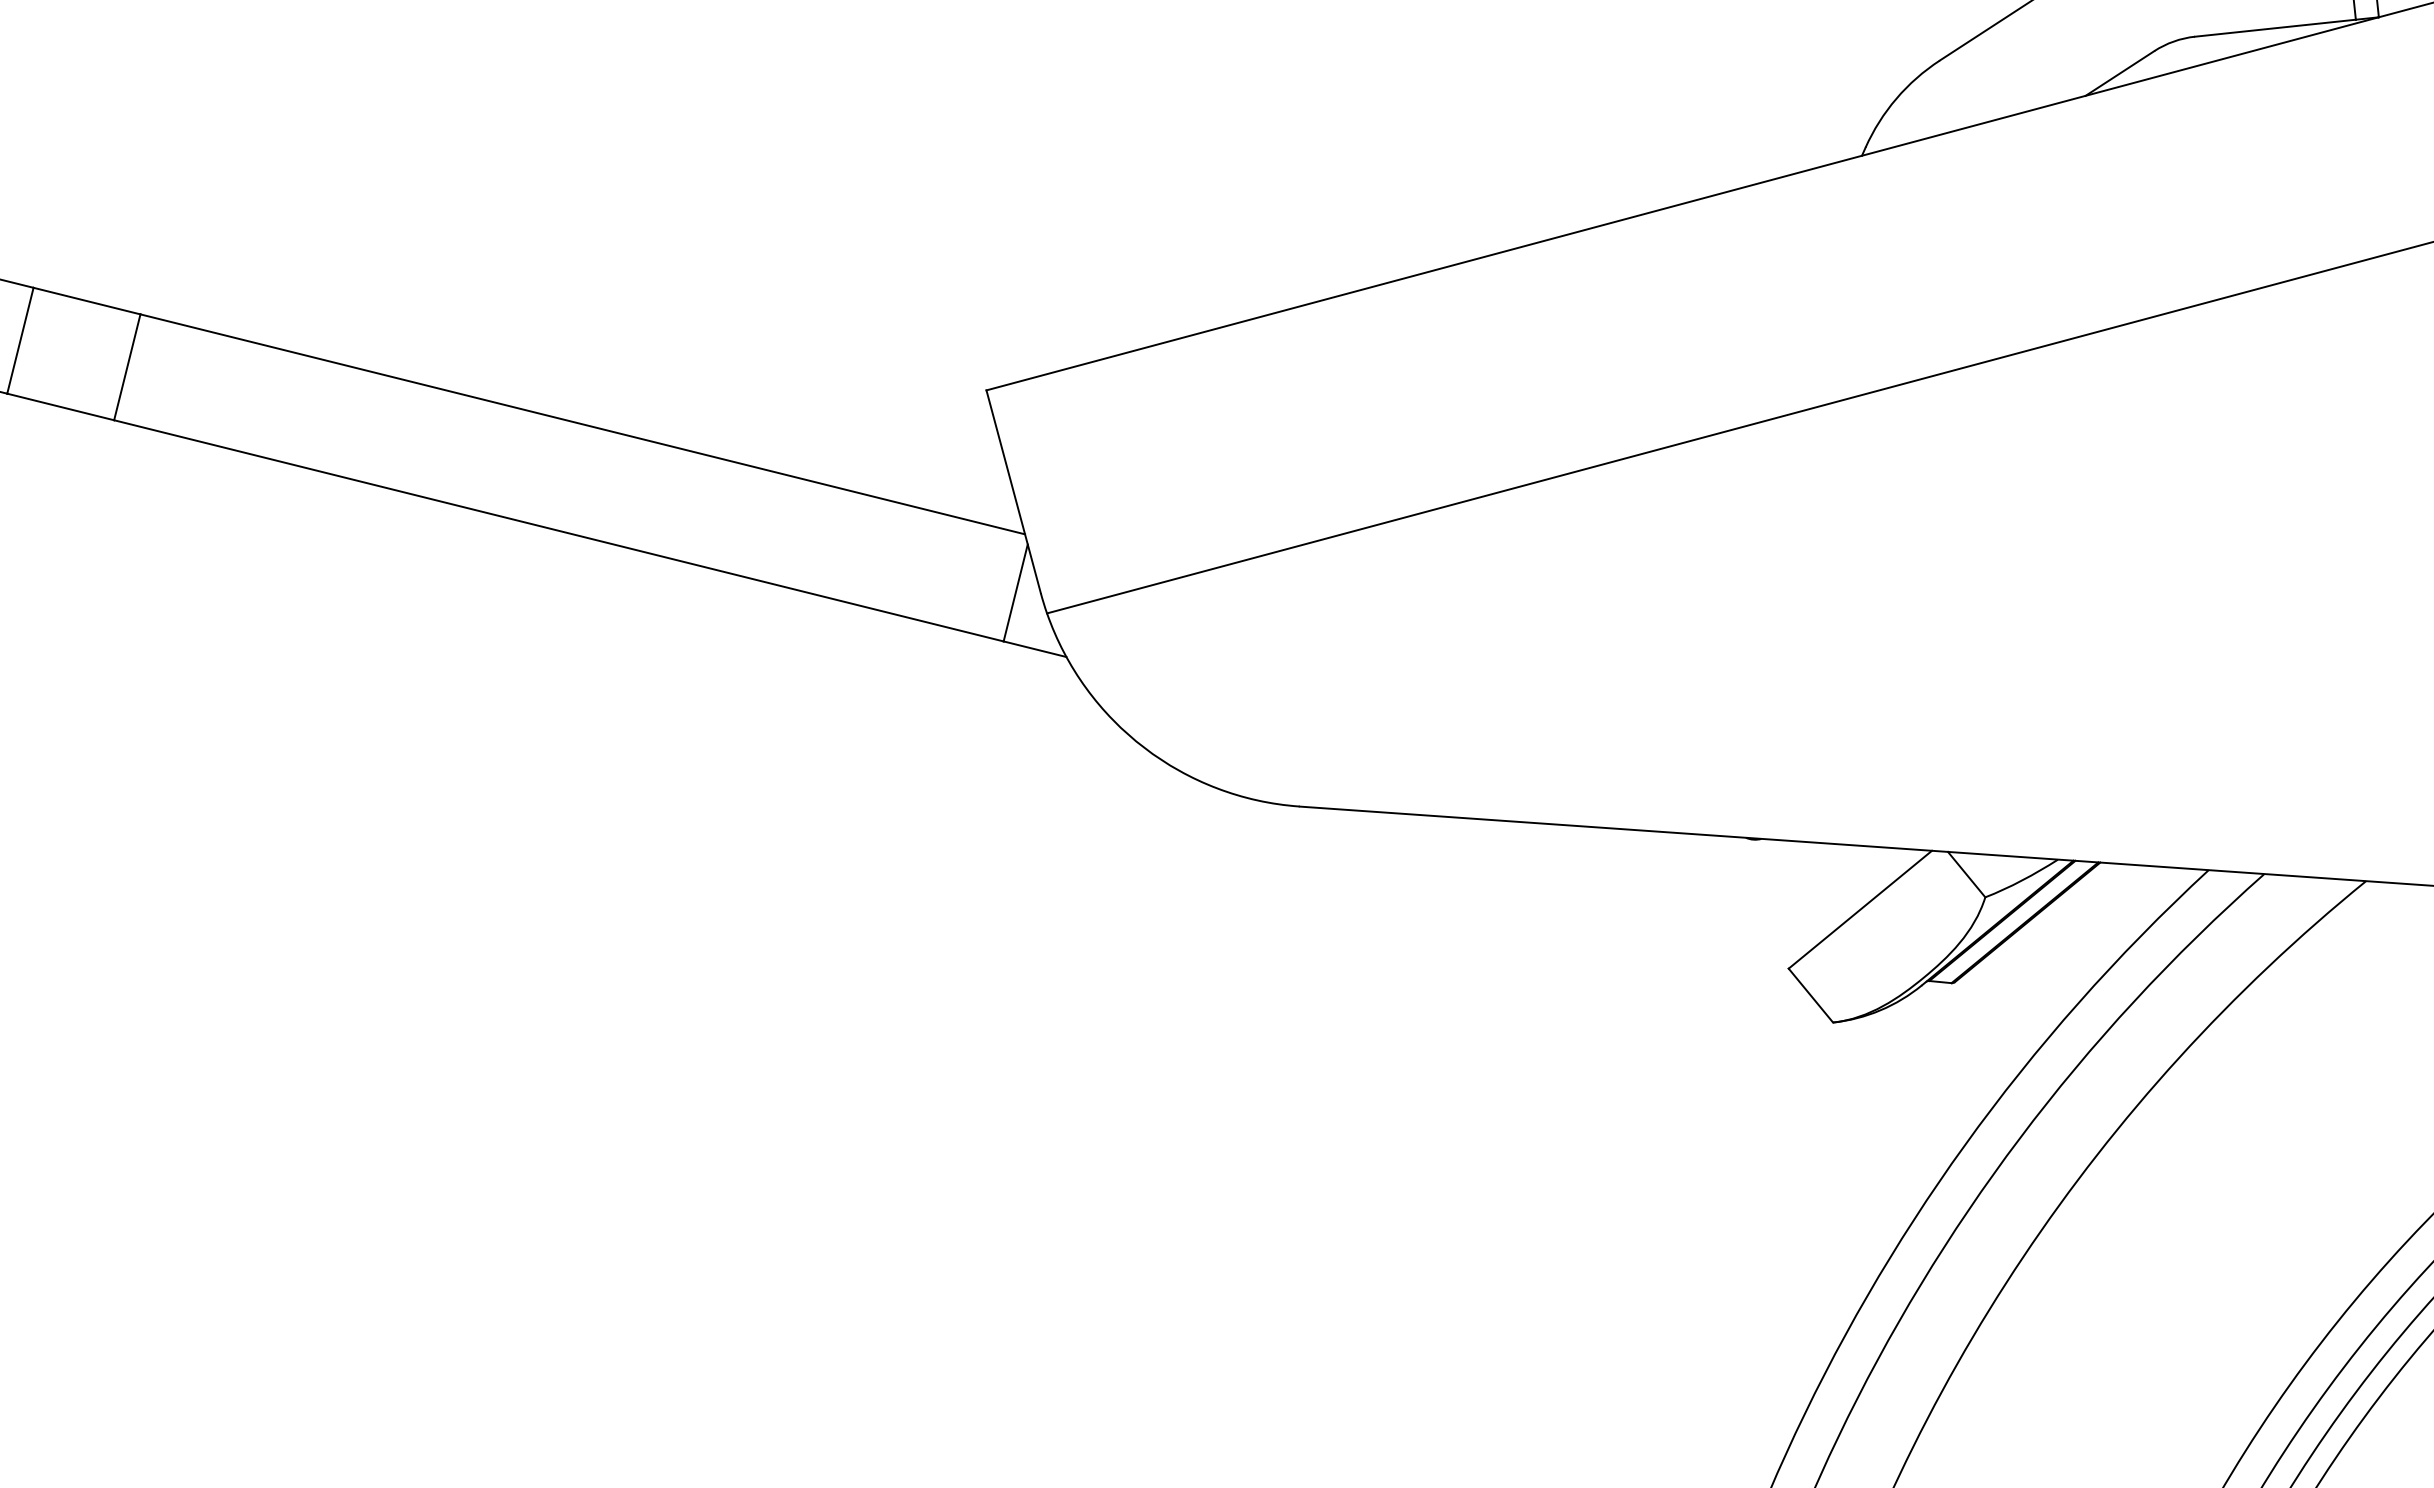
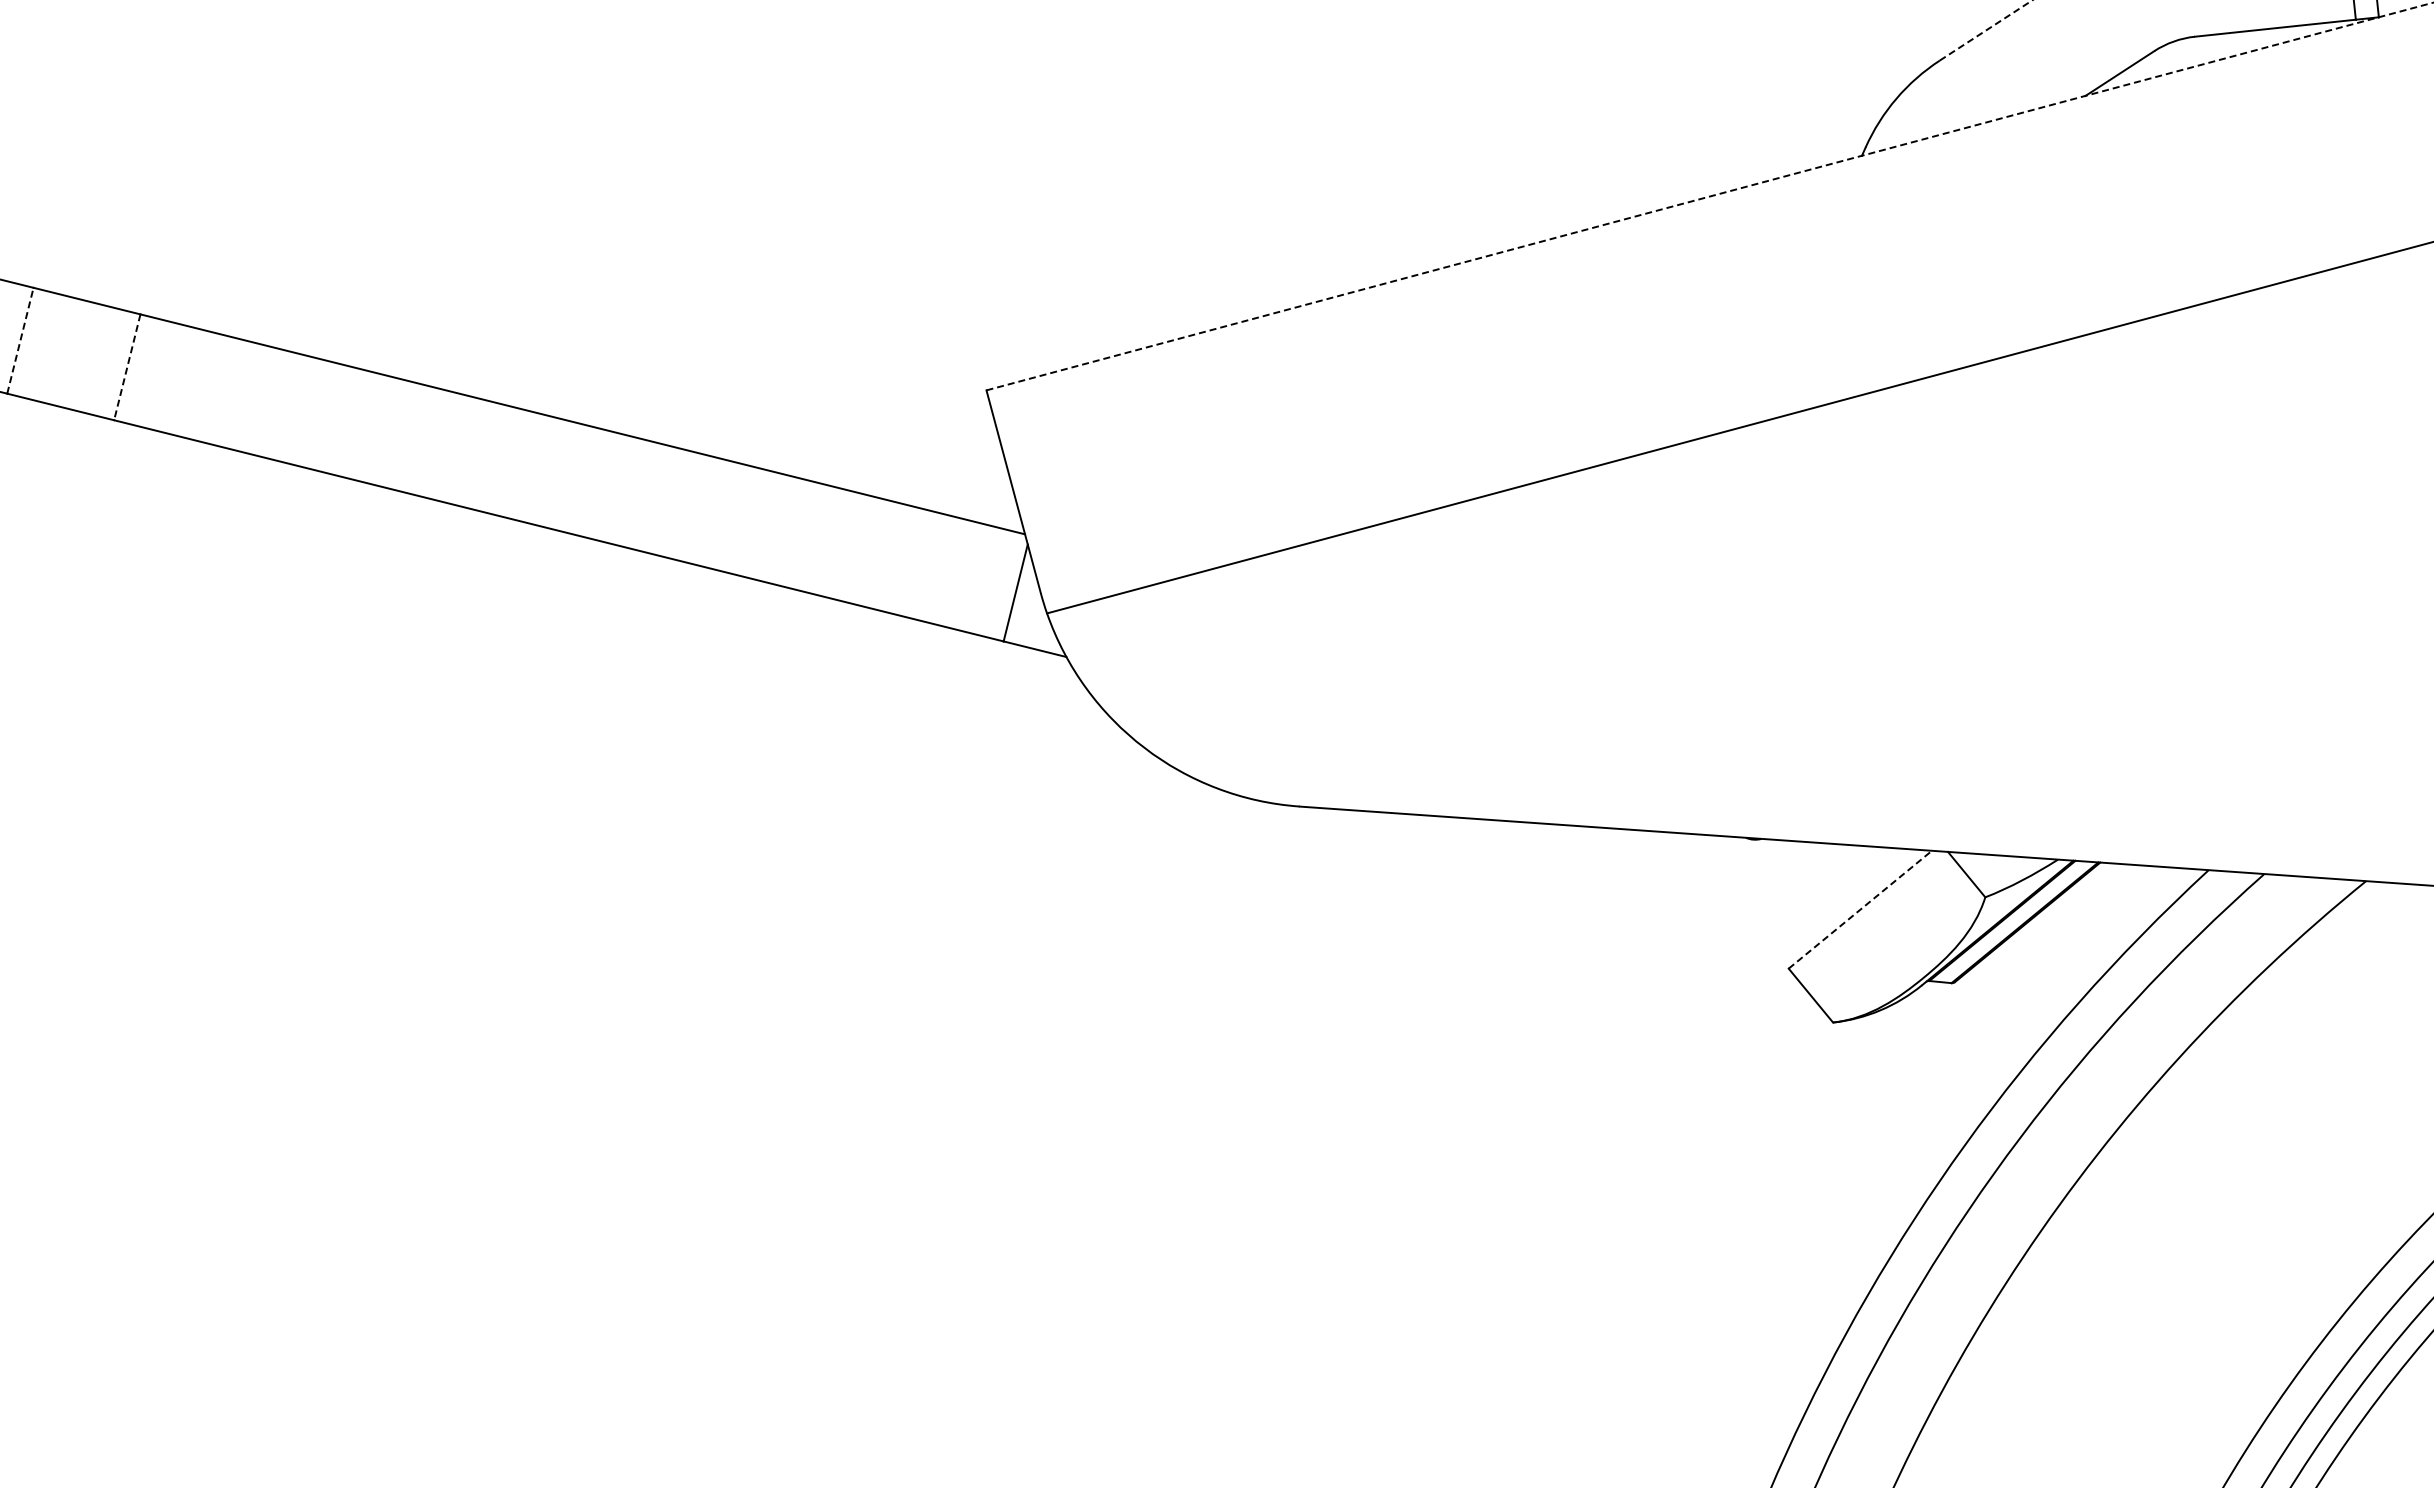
line: solid -> dashed (1986, 30)
line: solid -> dashed (1709, 196)
line: solid -> dashed (20, 340)
line: solid -> dashed (127, 367)
line: solid -> dashed (1860, 909)
